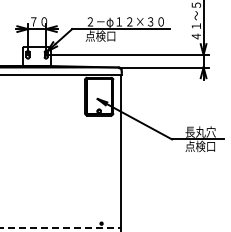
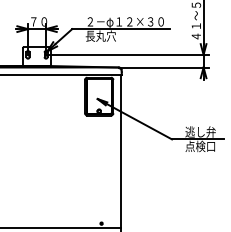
text: 点検口 -> 長丸穴 (100, 35)
text: 長丸穴 -> 逃し弁 (200, 131)
line: dashed -> solid (61, 227)
